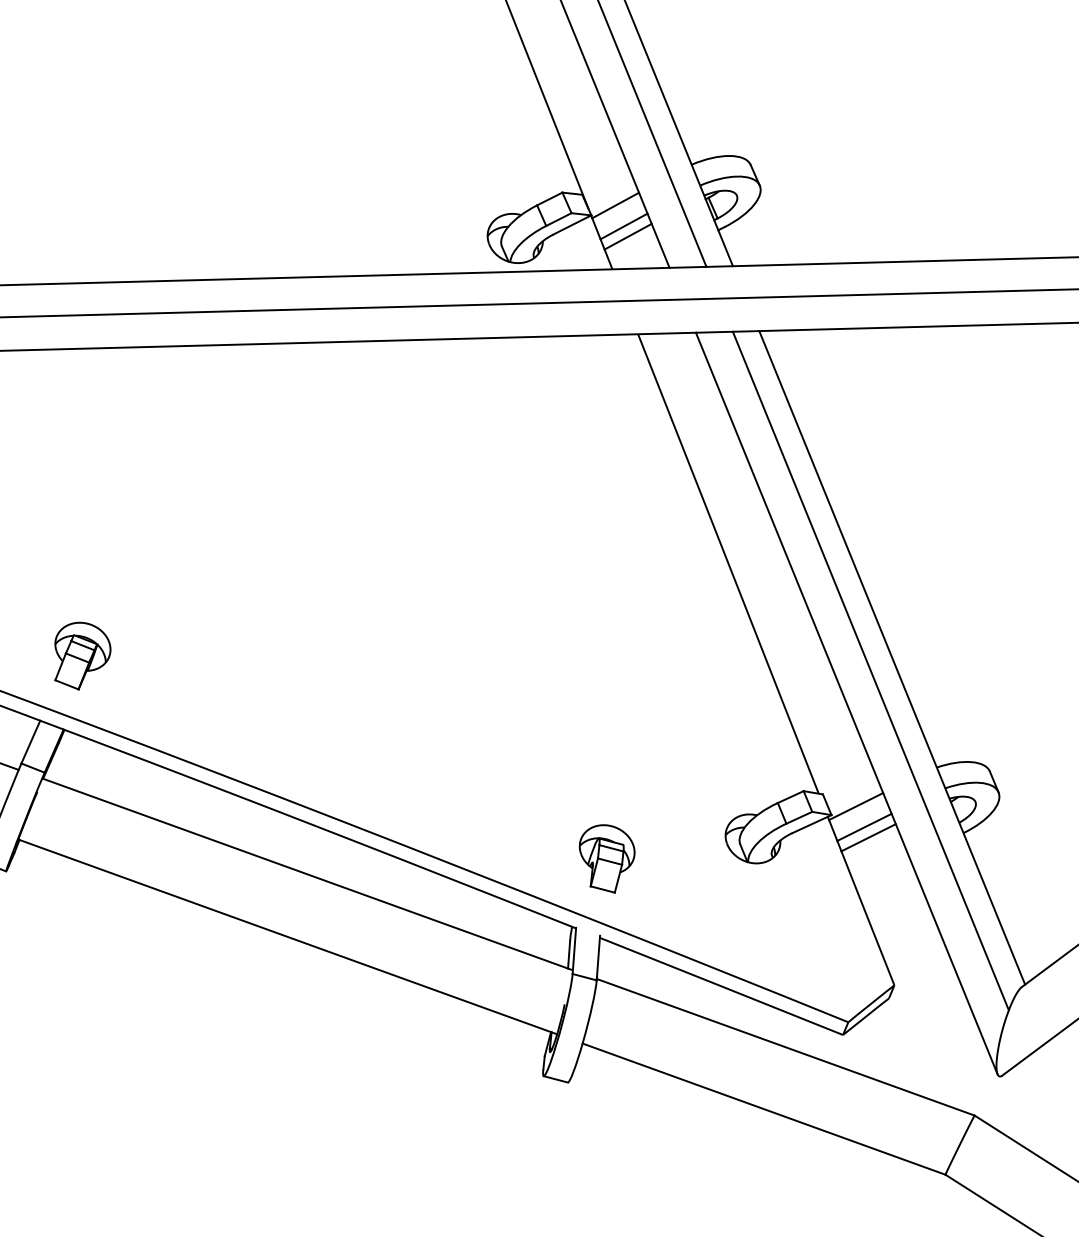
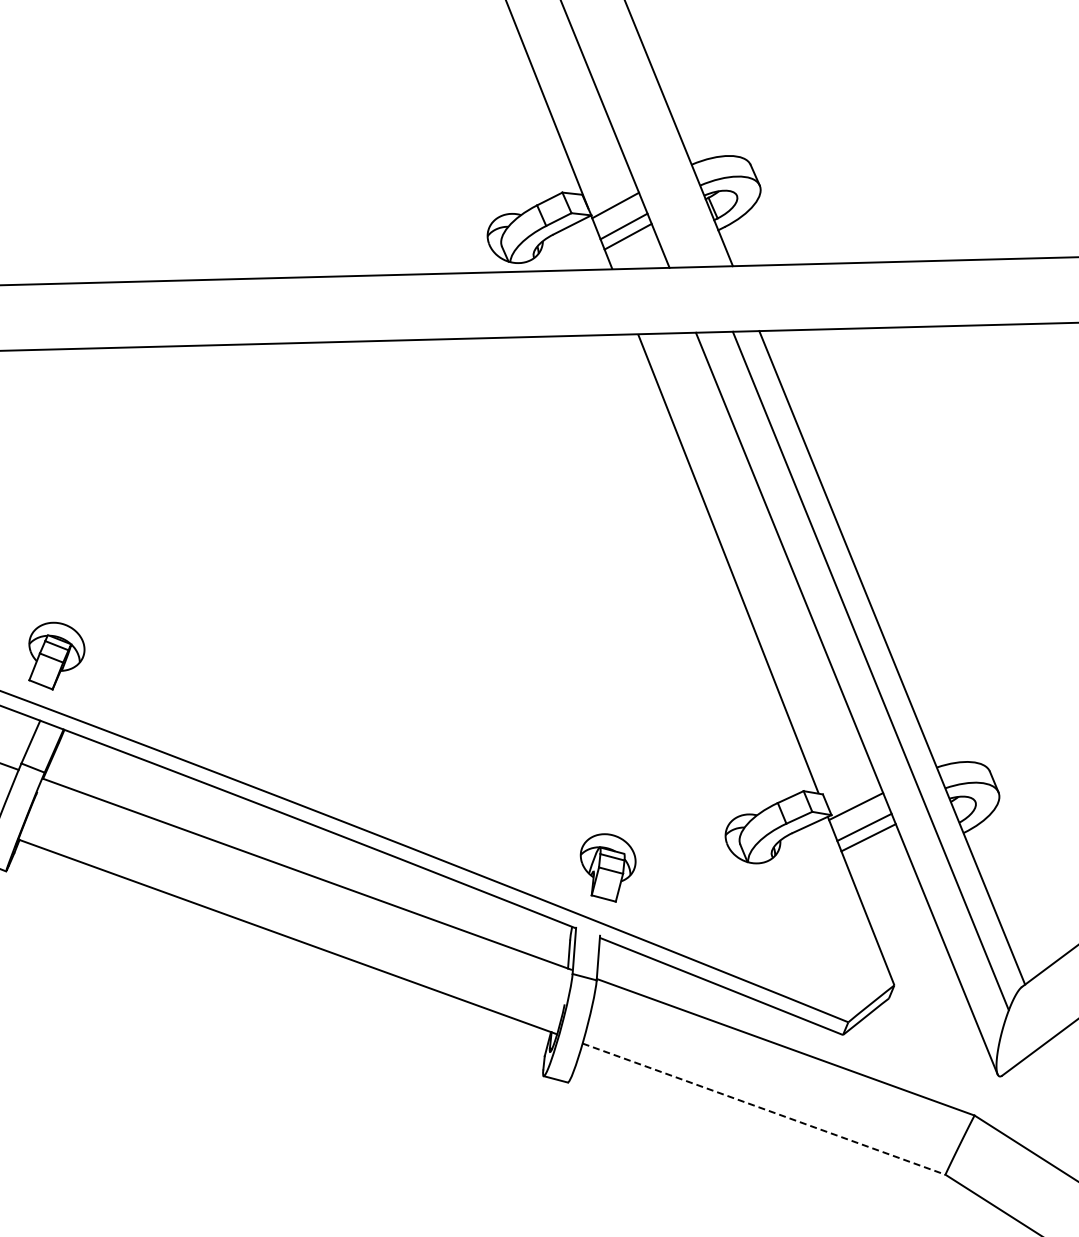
line: present -> none (652, 134)
line: present -> none (538, 303)
part position: (82, 655) -> (56, 655) (56, 655)
part position: (606, 858) -> (607, 867) (607, 867)
line: solid -> dashed (764, 1109)
